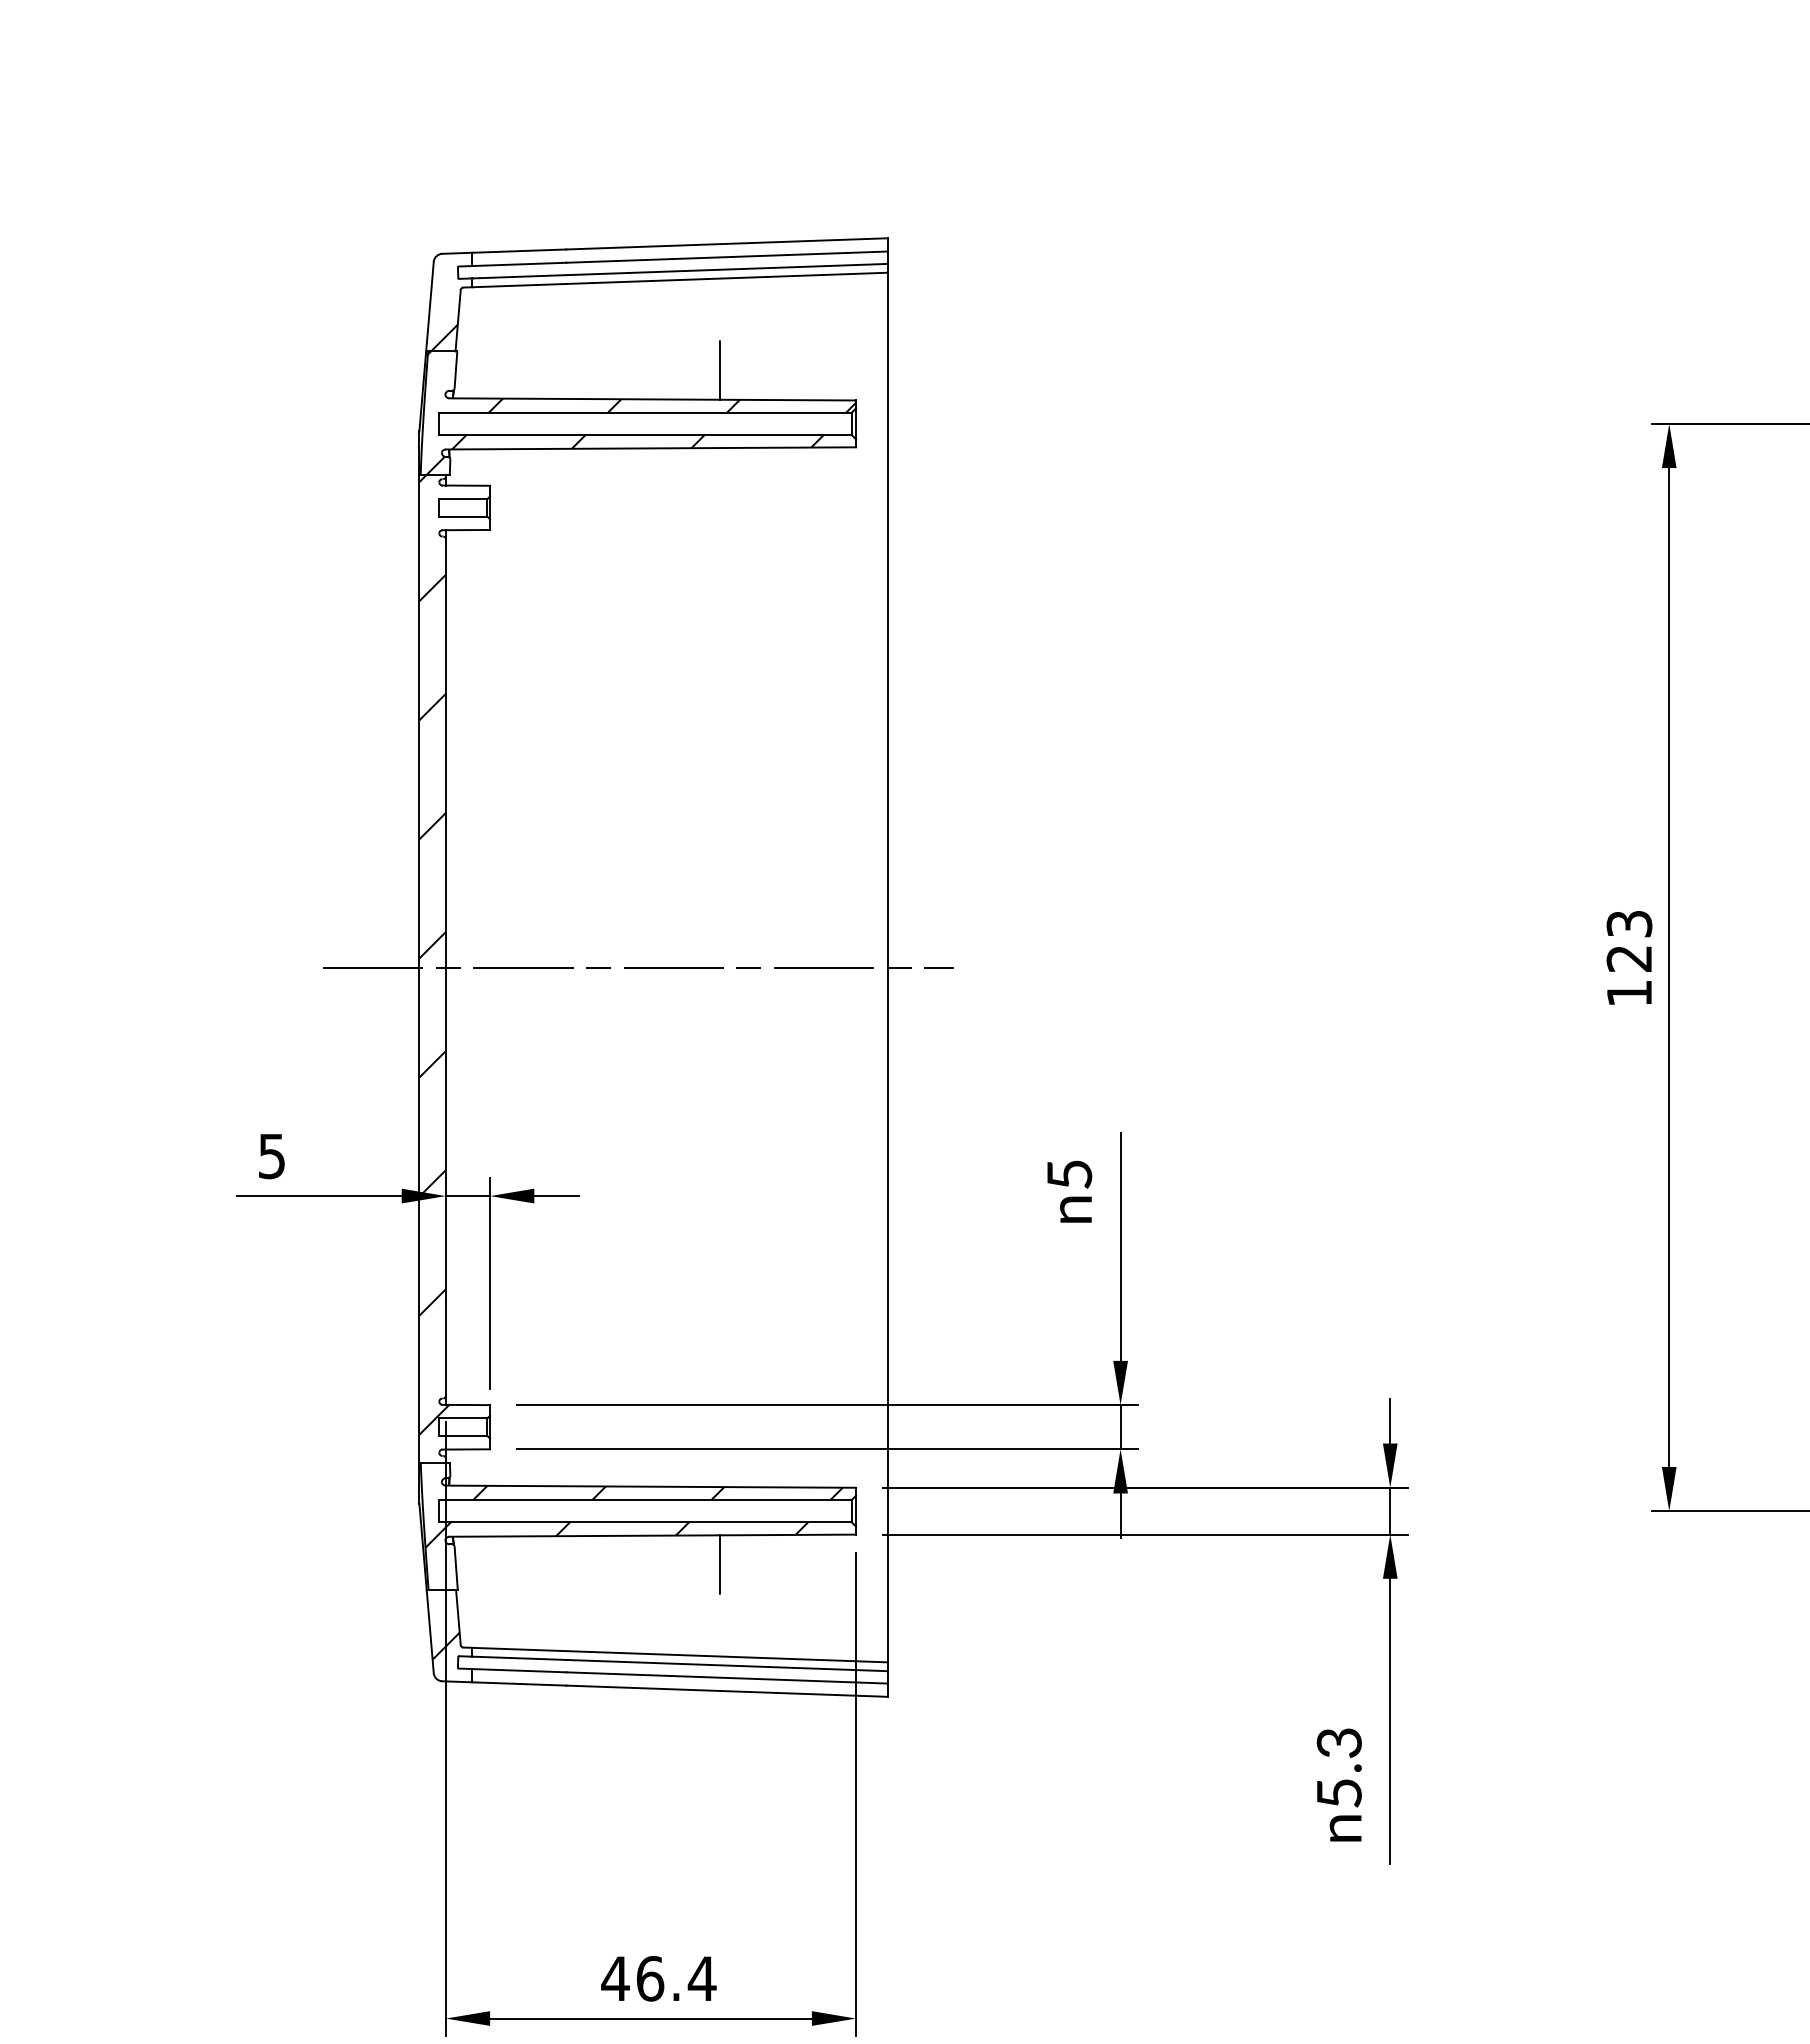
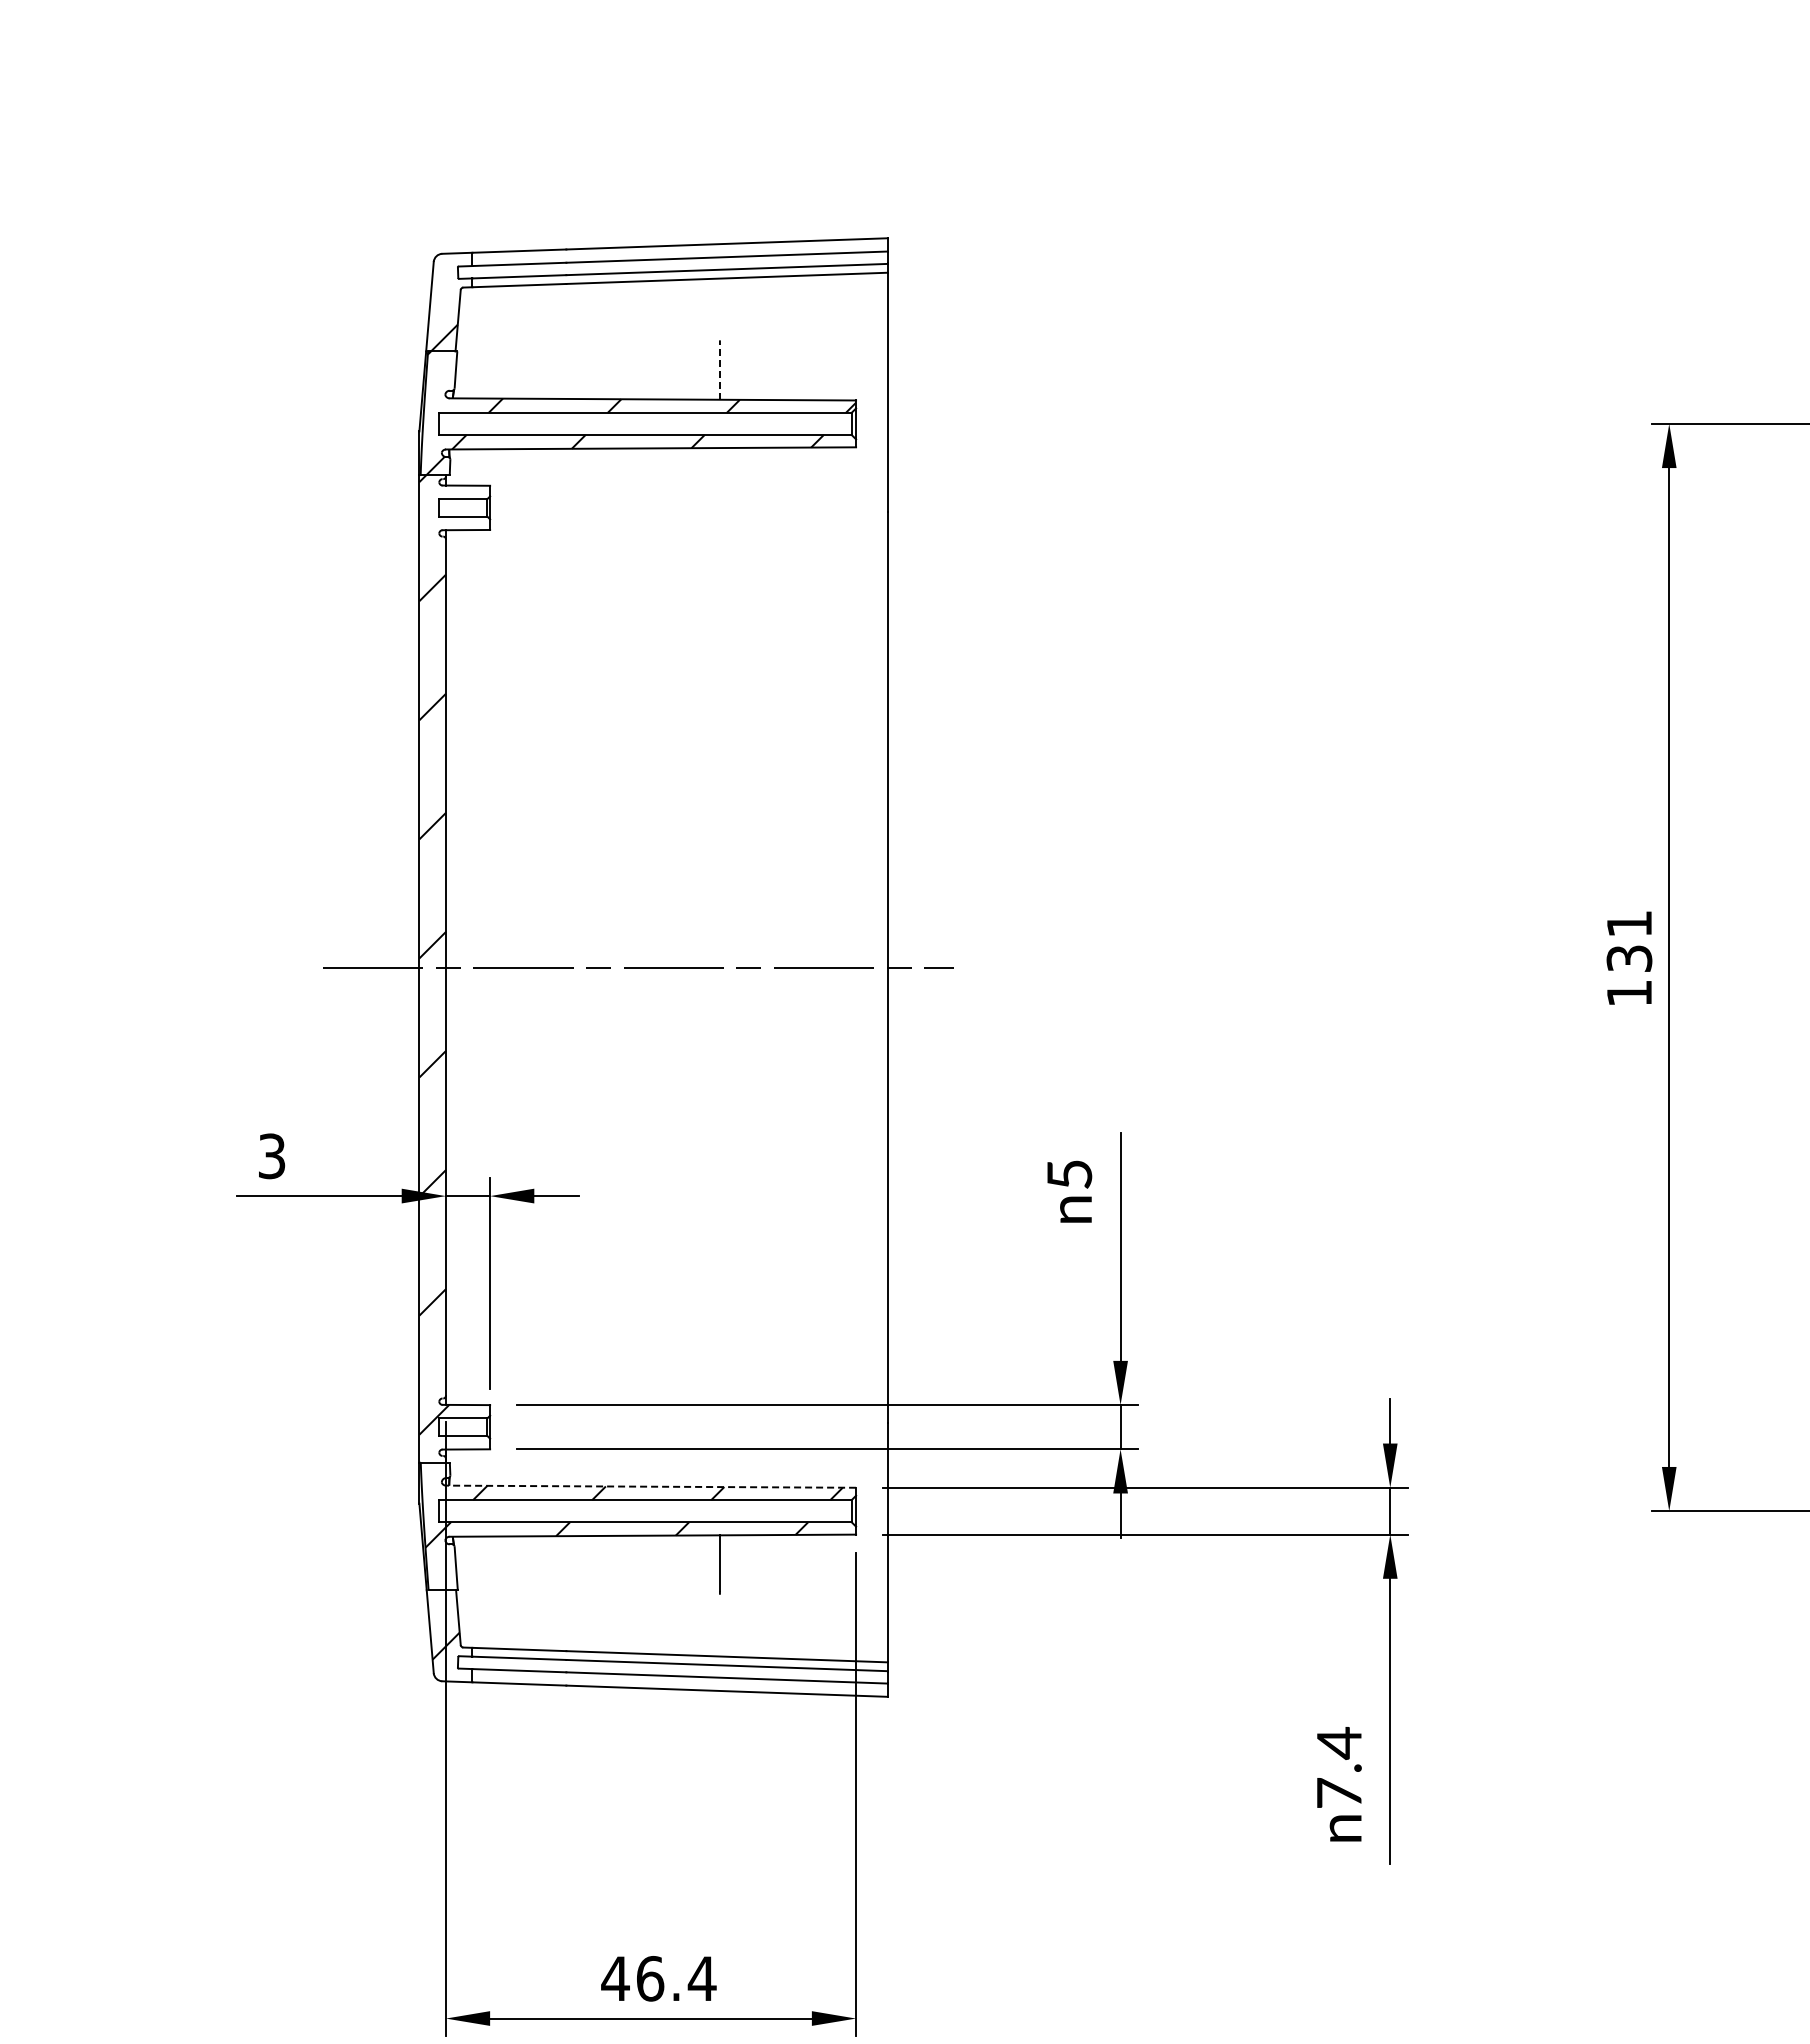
line: solid -> dashed (719, 371)
text: 123 -> 131 (1629, 941)
text: 5 -> 3 (272, 1155)
line: solid -> dashed (650, 1486)
text: 5.3 -> 7.4 (1338, 1767)
